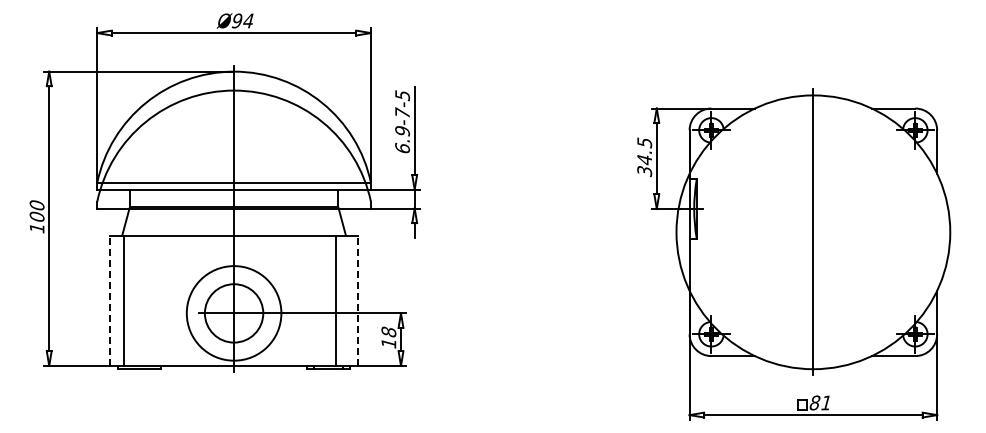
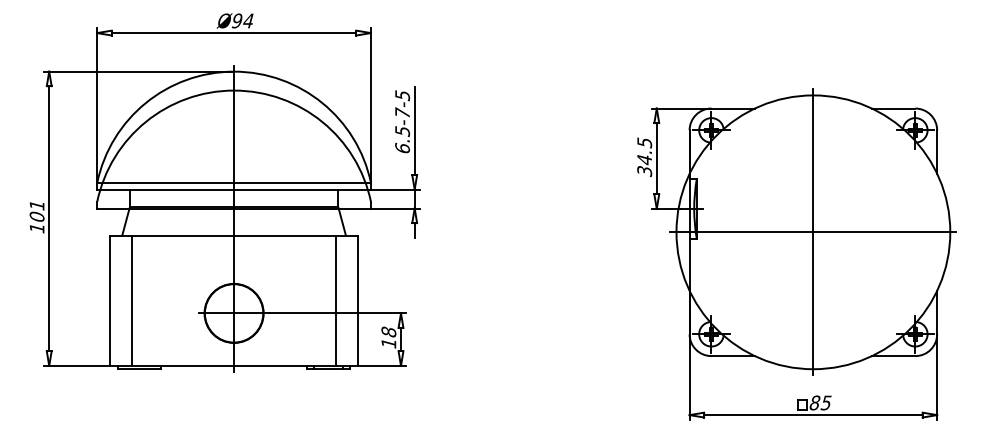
text: 6.9-7-5 -> 6.5-7-5 (402, 131)
text: 100 -> 101 (36, 205)
line: none -> present (813, 232)
line: dashed -> solid (110, 300)
line position: (124, 300) -> (132, 300) (132, 300)
line: dashed -> solid (357, 300)
circle diameter: 95 px -> 59 px (233, 312)
text: 81 -> 85 (825, 402)
